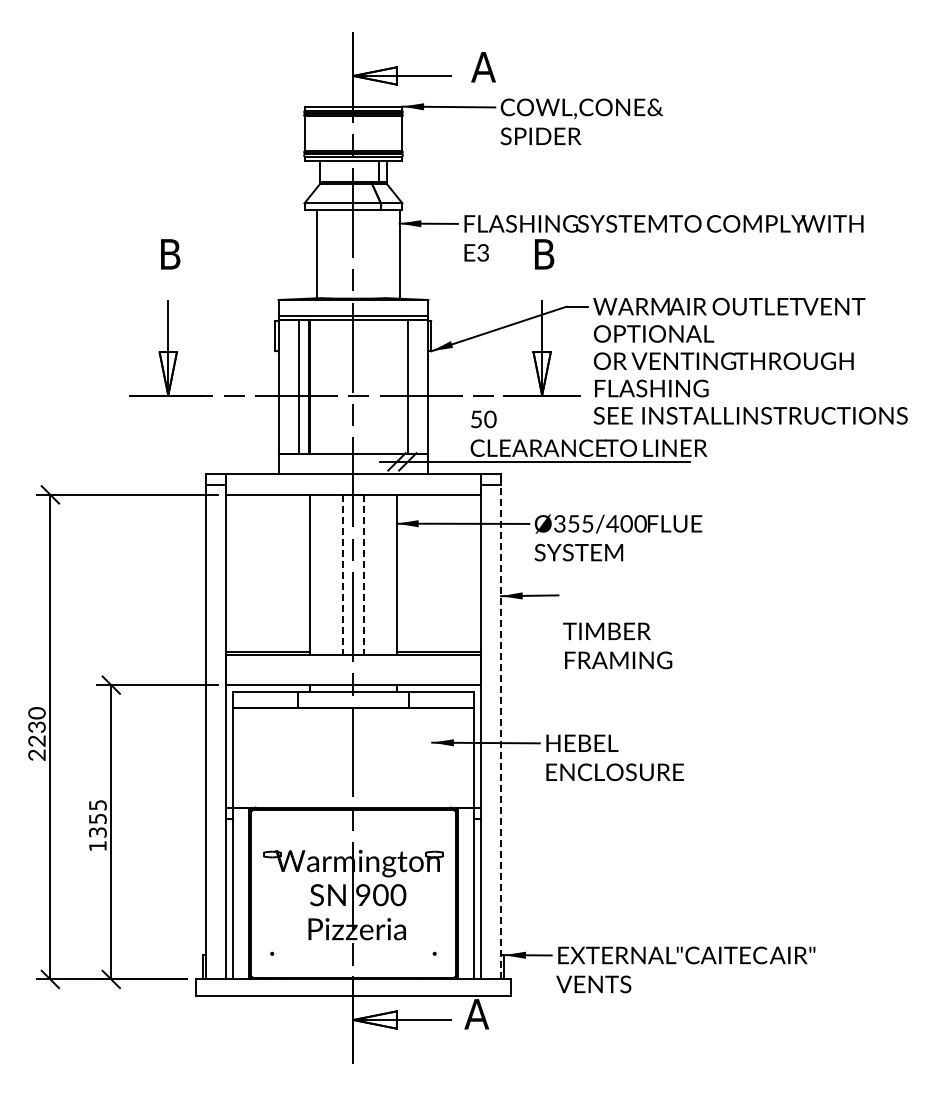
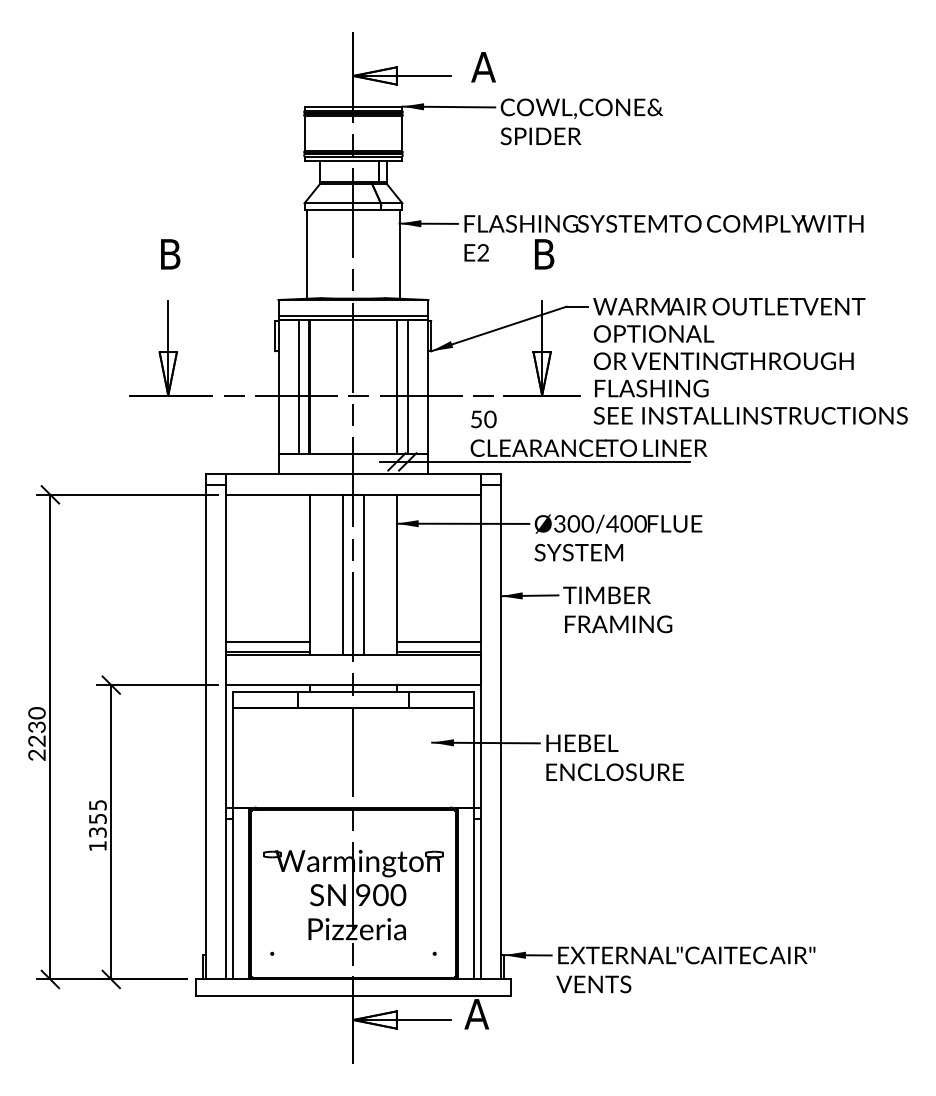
line position: (317, 253) -> (307, 253) (307, 253)
text: E3 -> E2 (482, 255)
line: none -> present (396, 387)
text: Ø355/400 -> Ø300/400 (580, 523)
line: dashed -> solid (343, 574)
line: dashed -> solid (363, 574)
line: none -> present (268, 641)
line: none -> present (438, 641)
text position: (617, 645) -> (617, 609) (617, 609)
line: dashed -> solid (500, 731)
